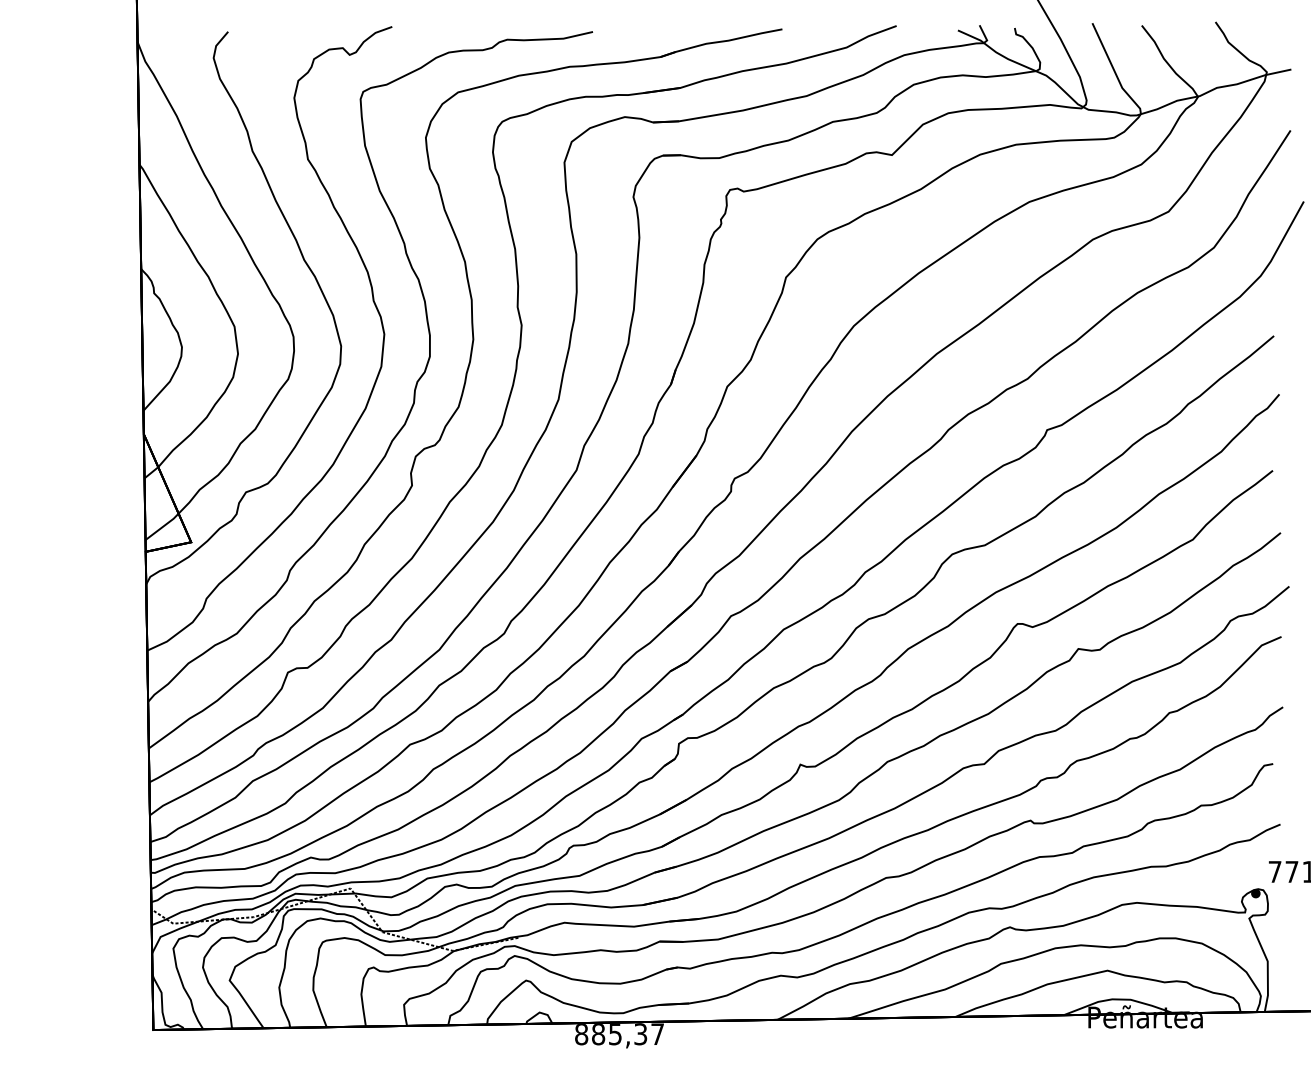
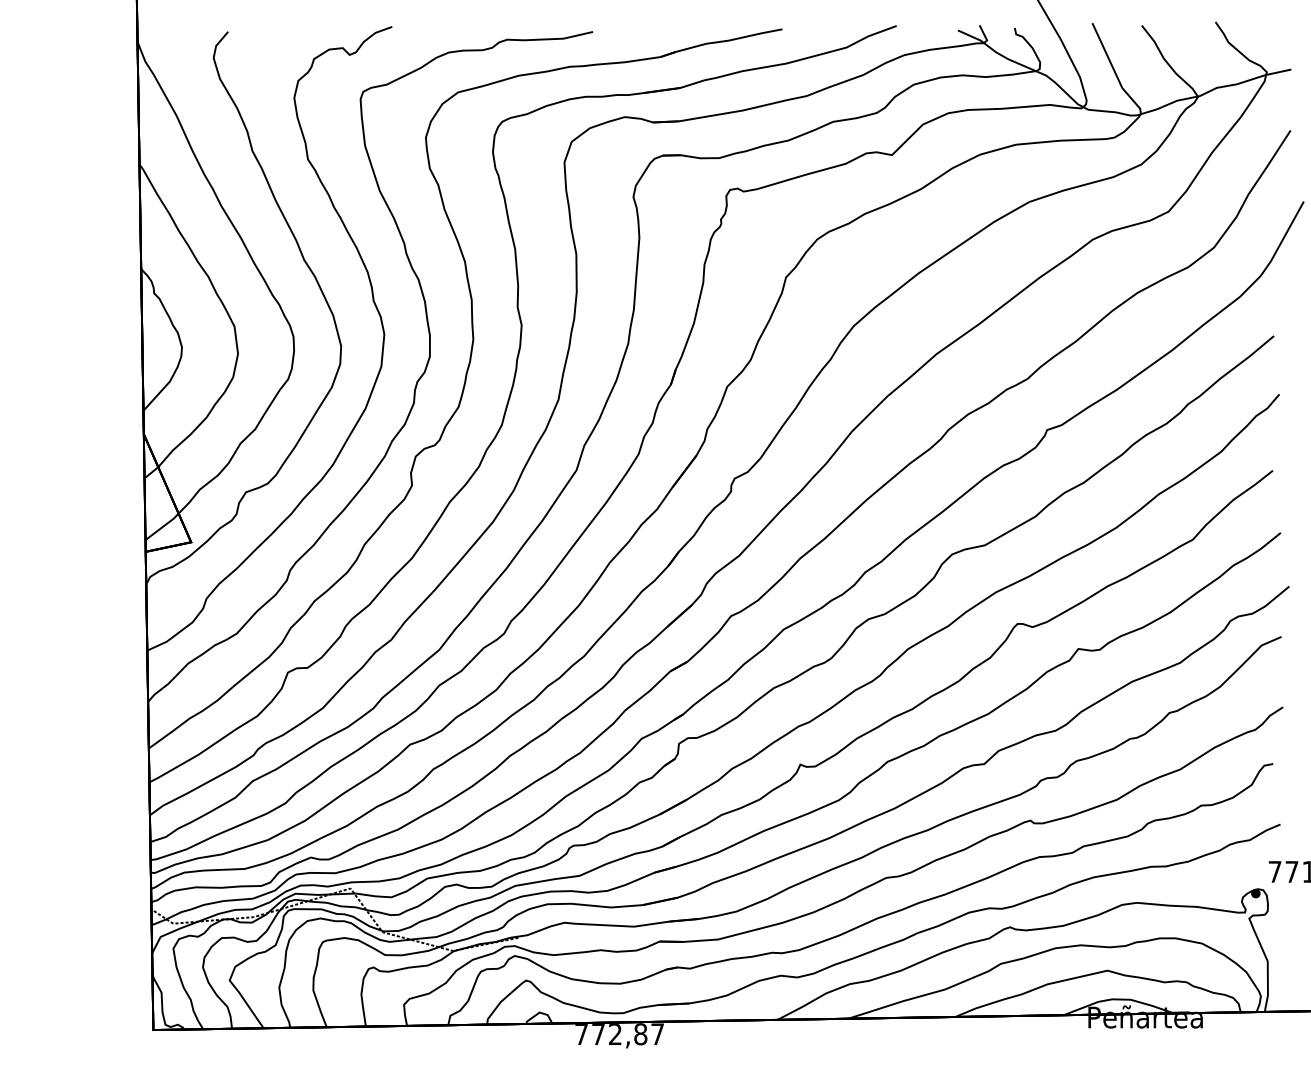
text: 885,37 -> 772,87 (611, 1034)
